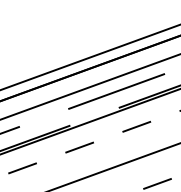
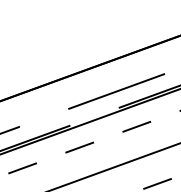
line: present -> none (89, 57)
line: present -> none (89, 87)
